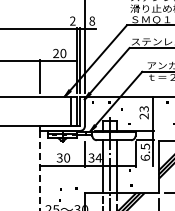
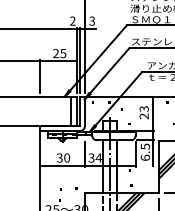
text: 8 -> 3 (92, 20)
text: 20 -> 25 (63, 53)
line: dashed -> solid (40, 170)
